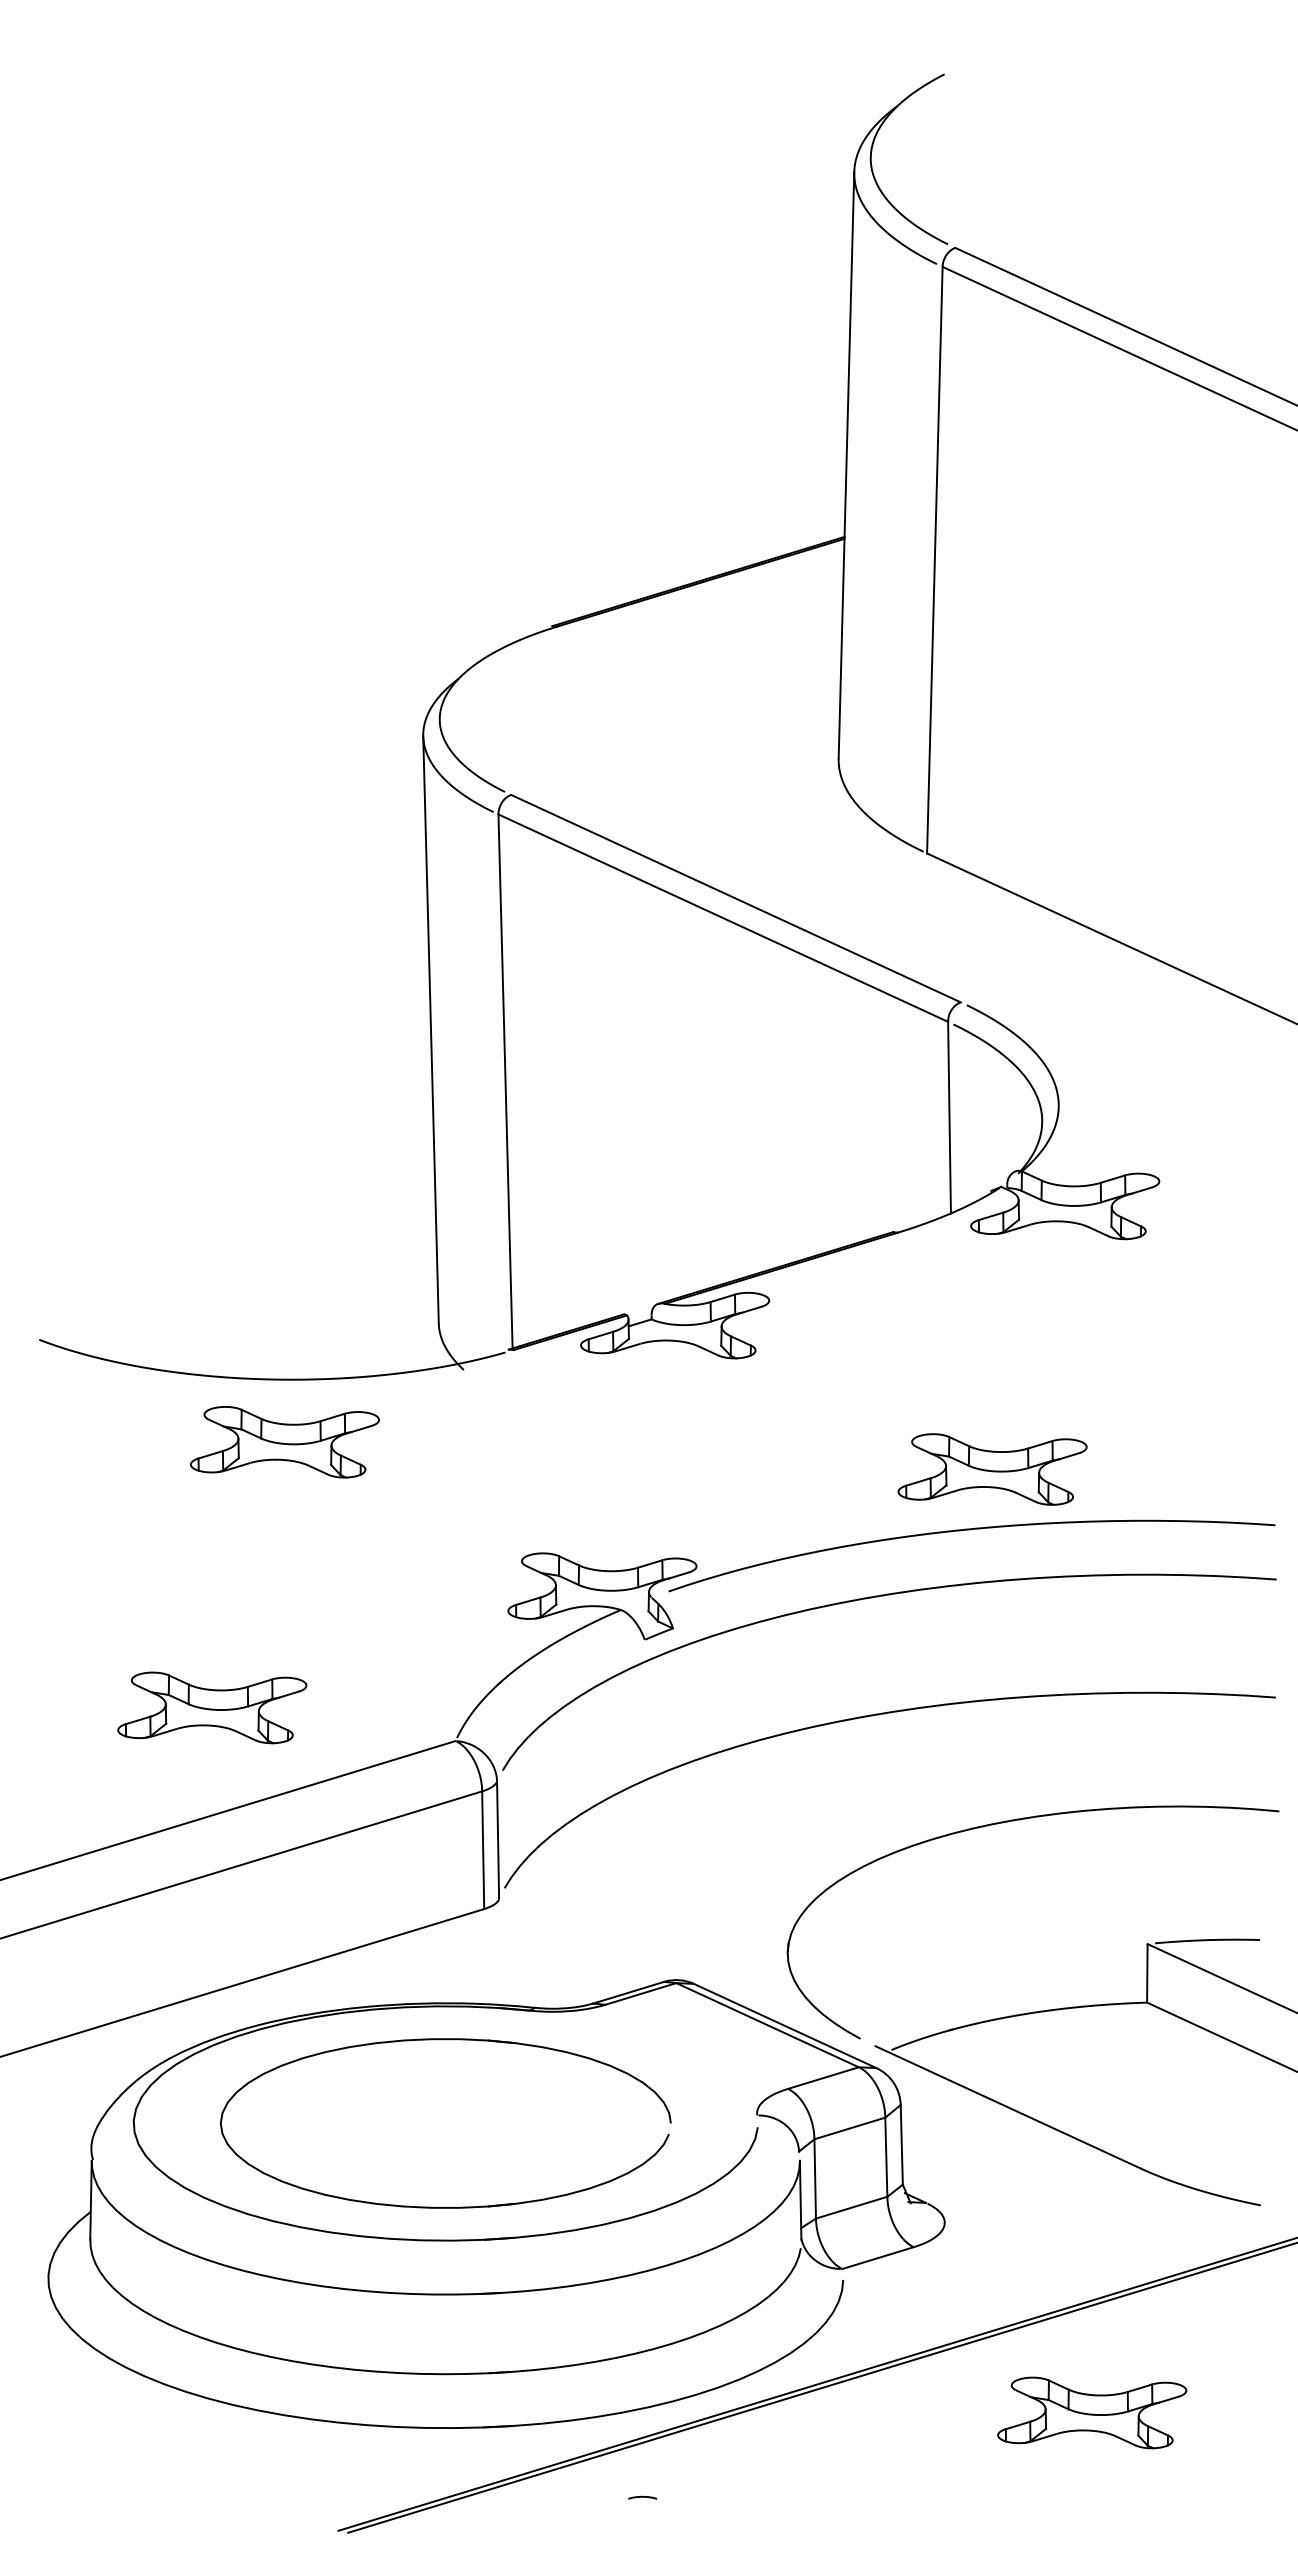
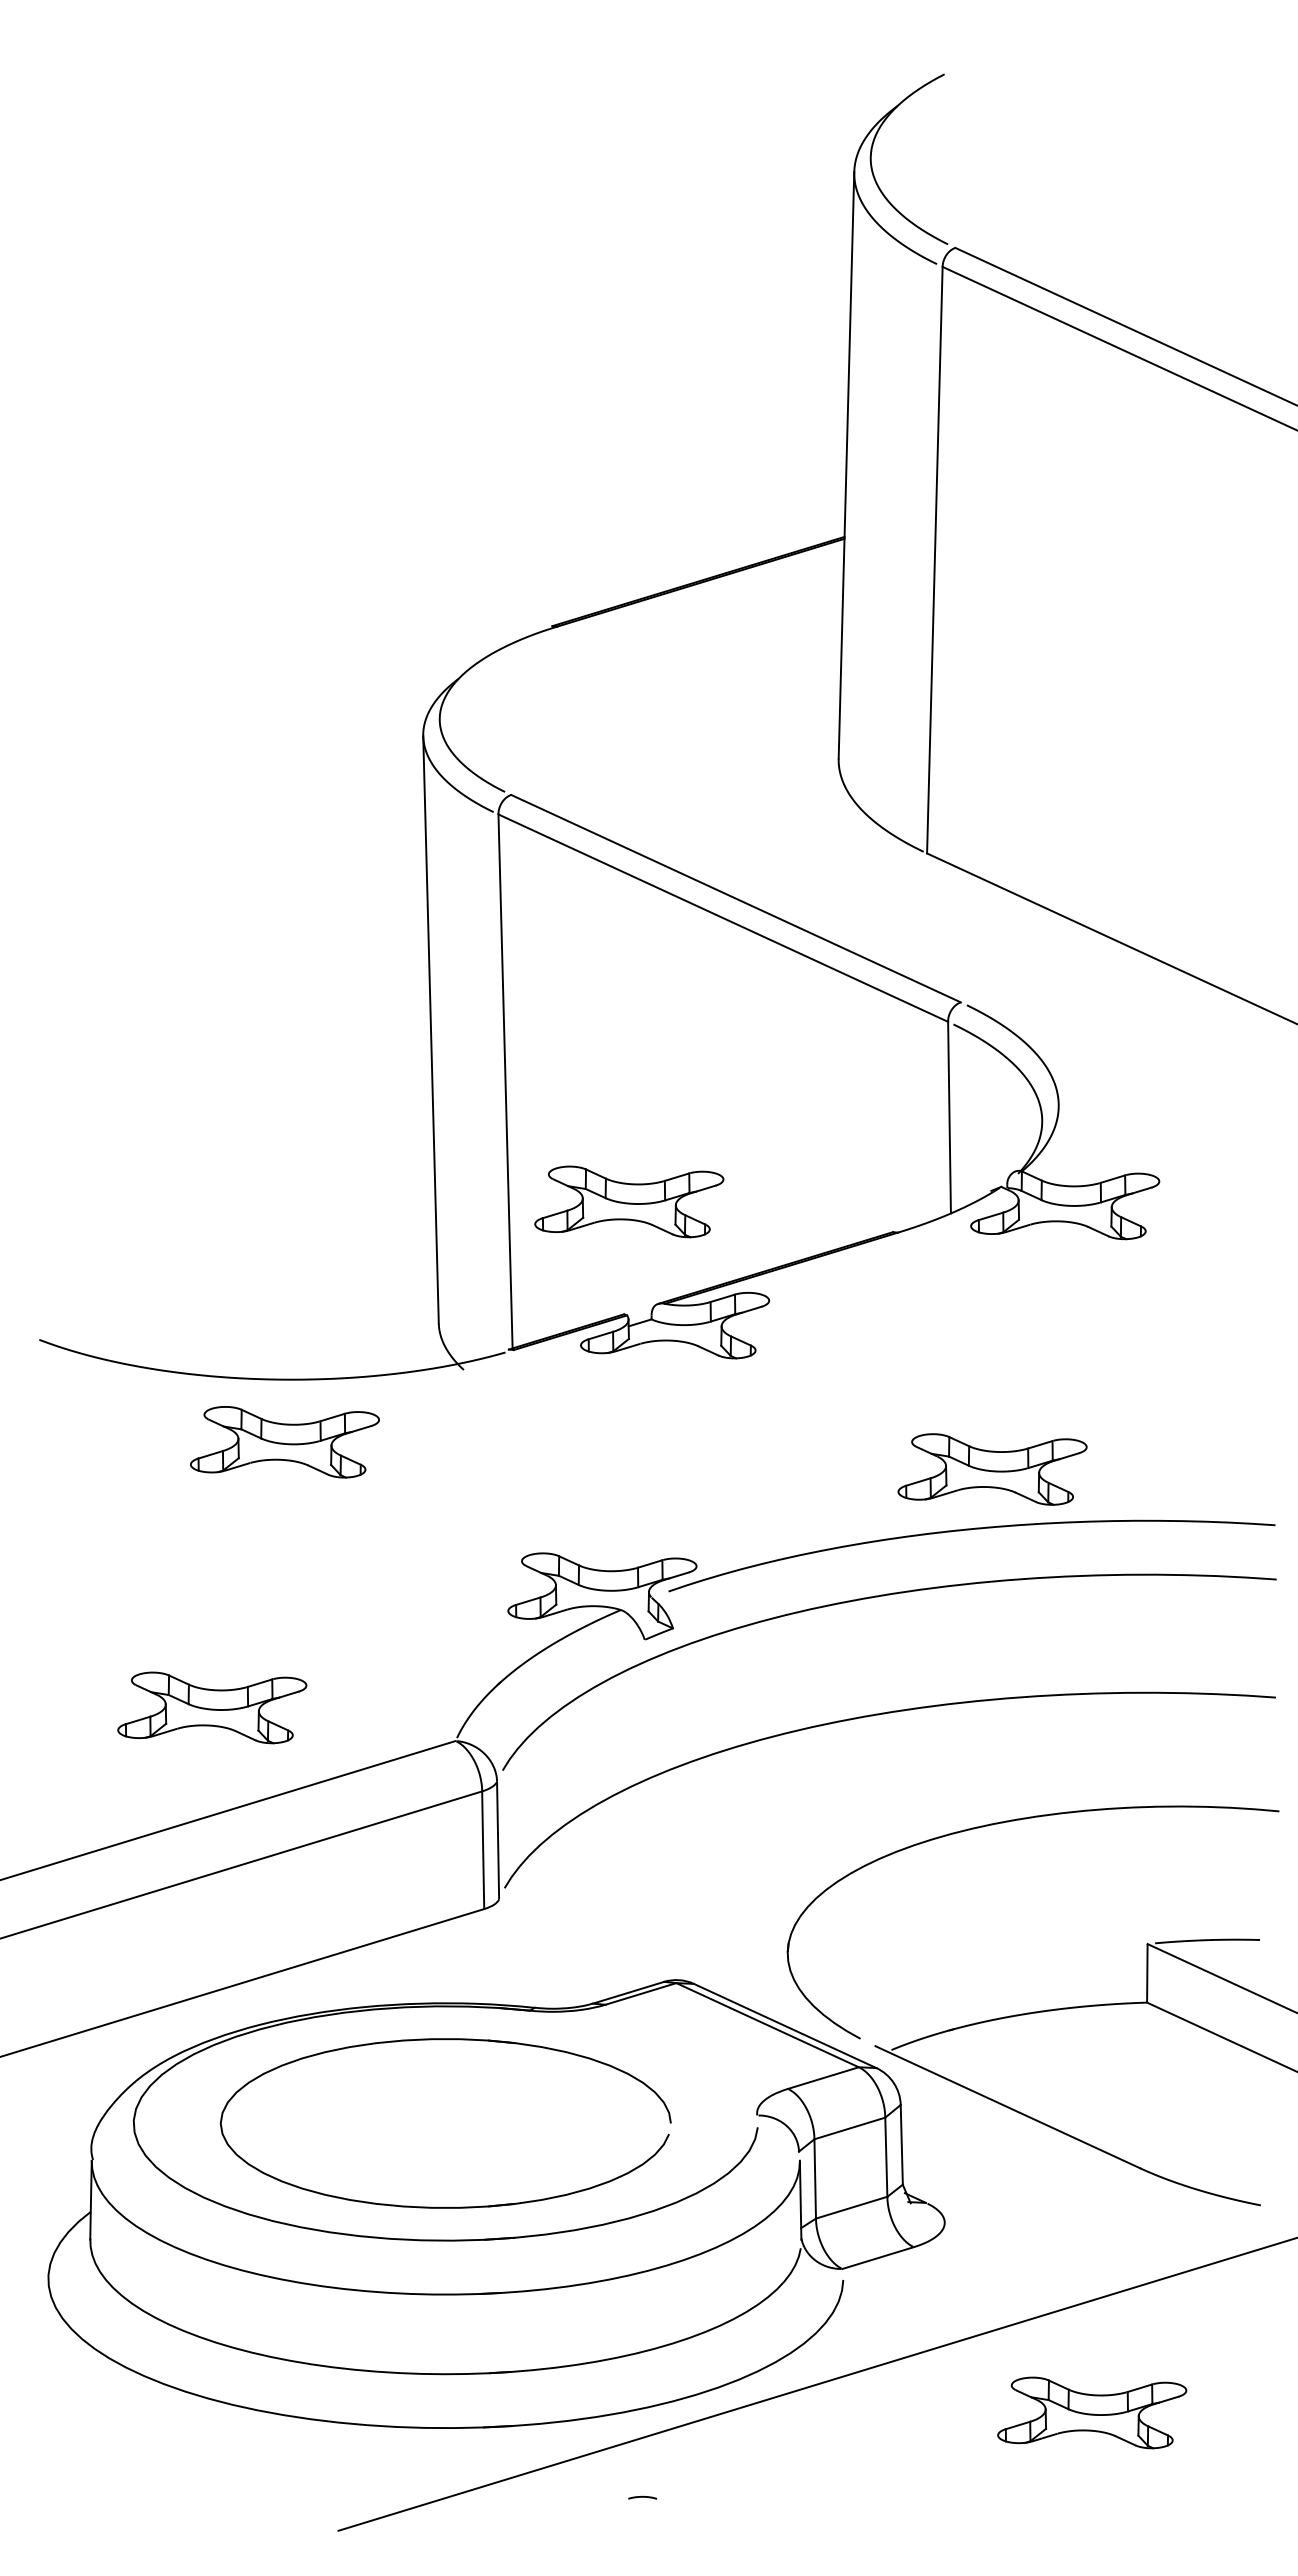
part: none -> present (629, 1201)
line: present -> none (821, 2387)
